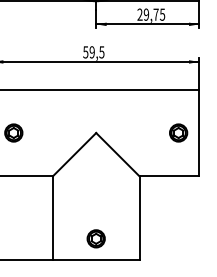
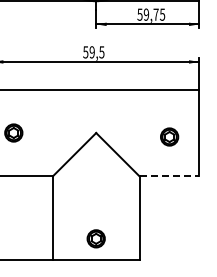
text: 29,75 -> 59,75 (139, 14)
part position: (178, 132) -> (169, 136) (169, 136)
line: solid -> dashed (169, 176)
